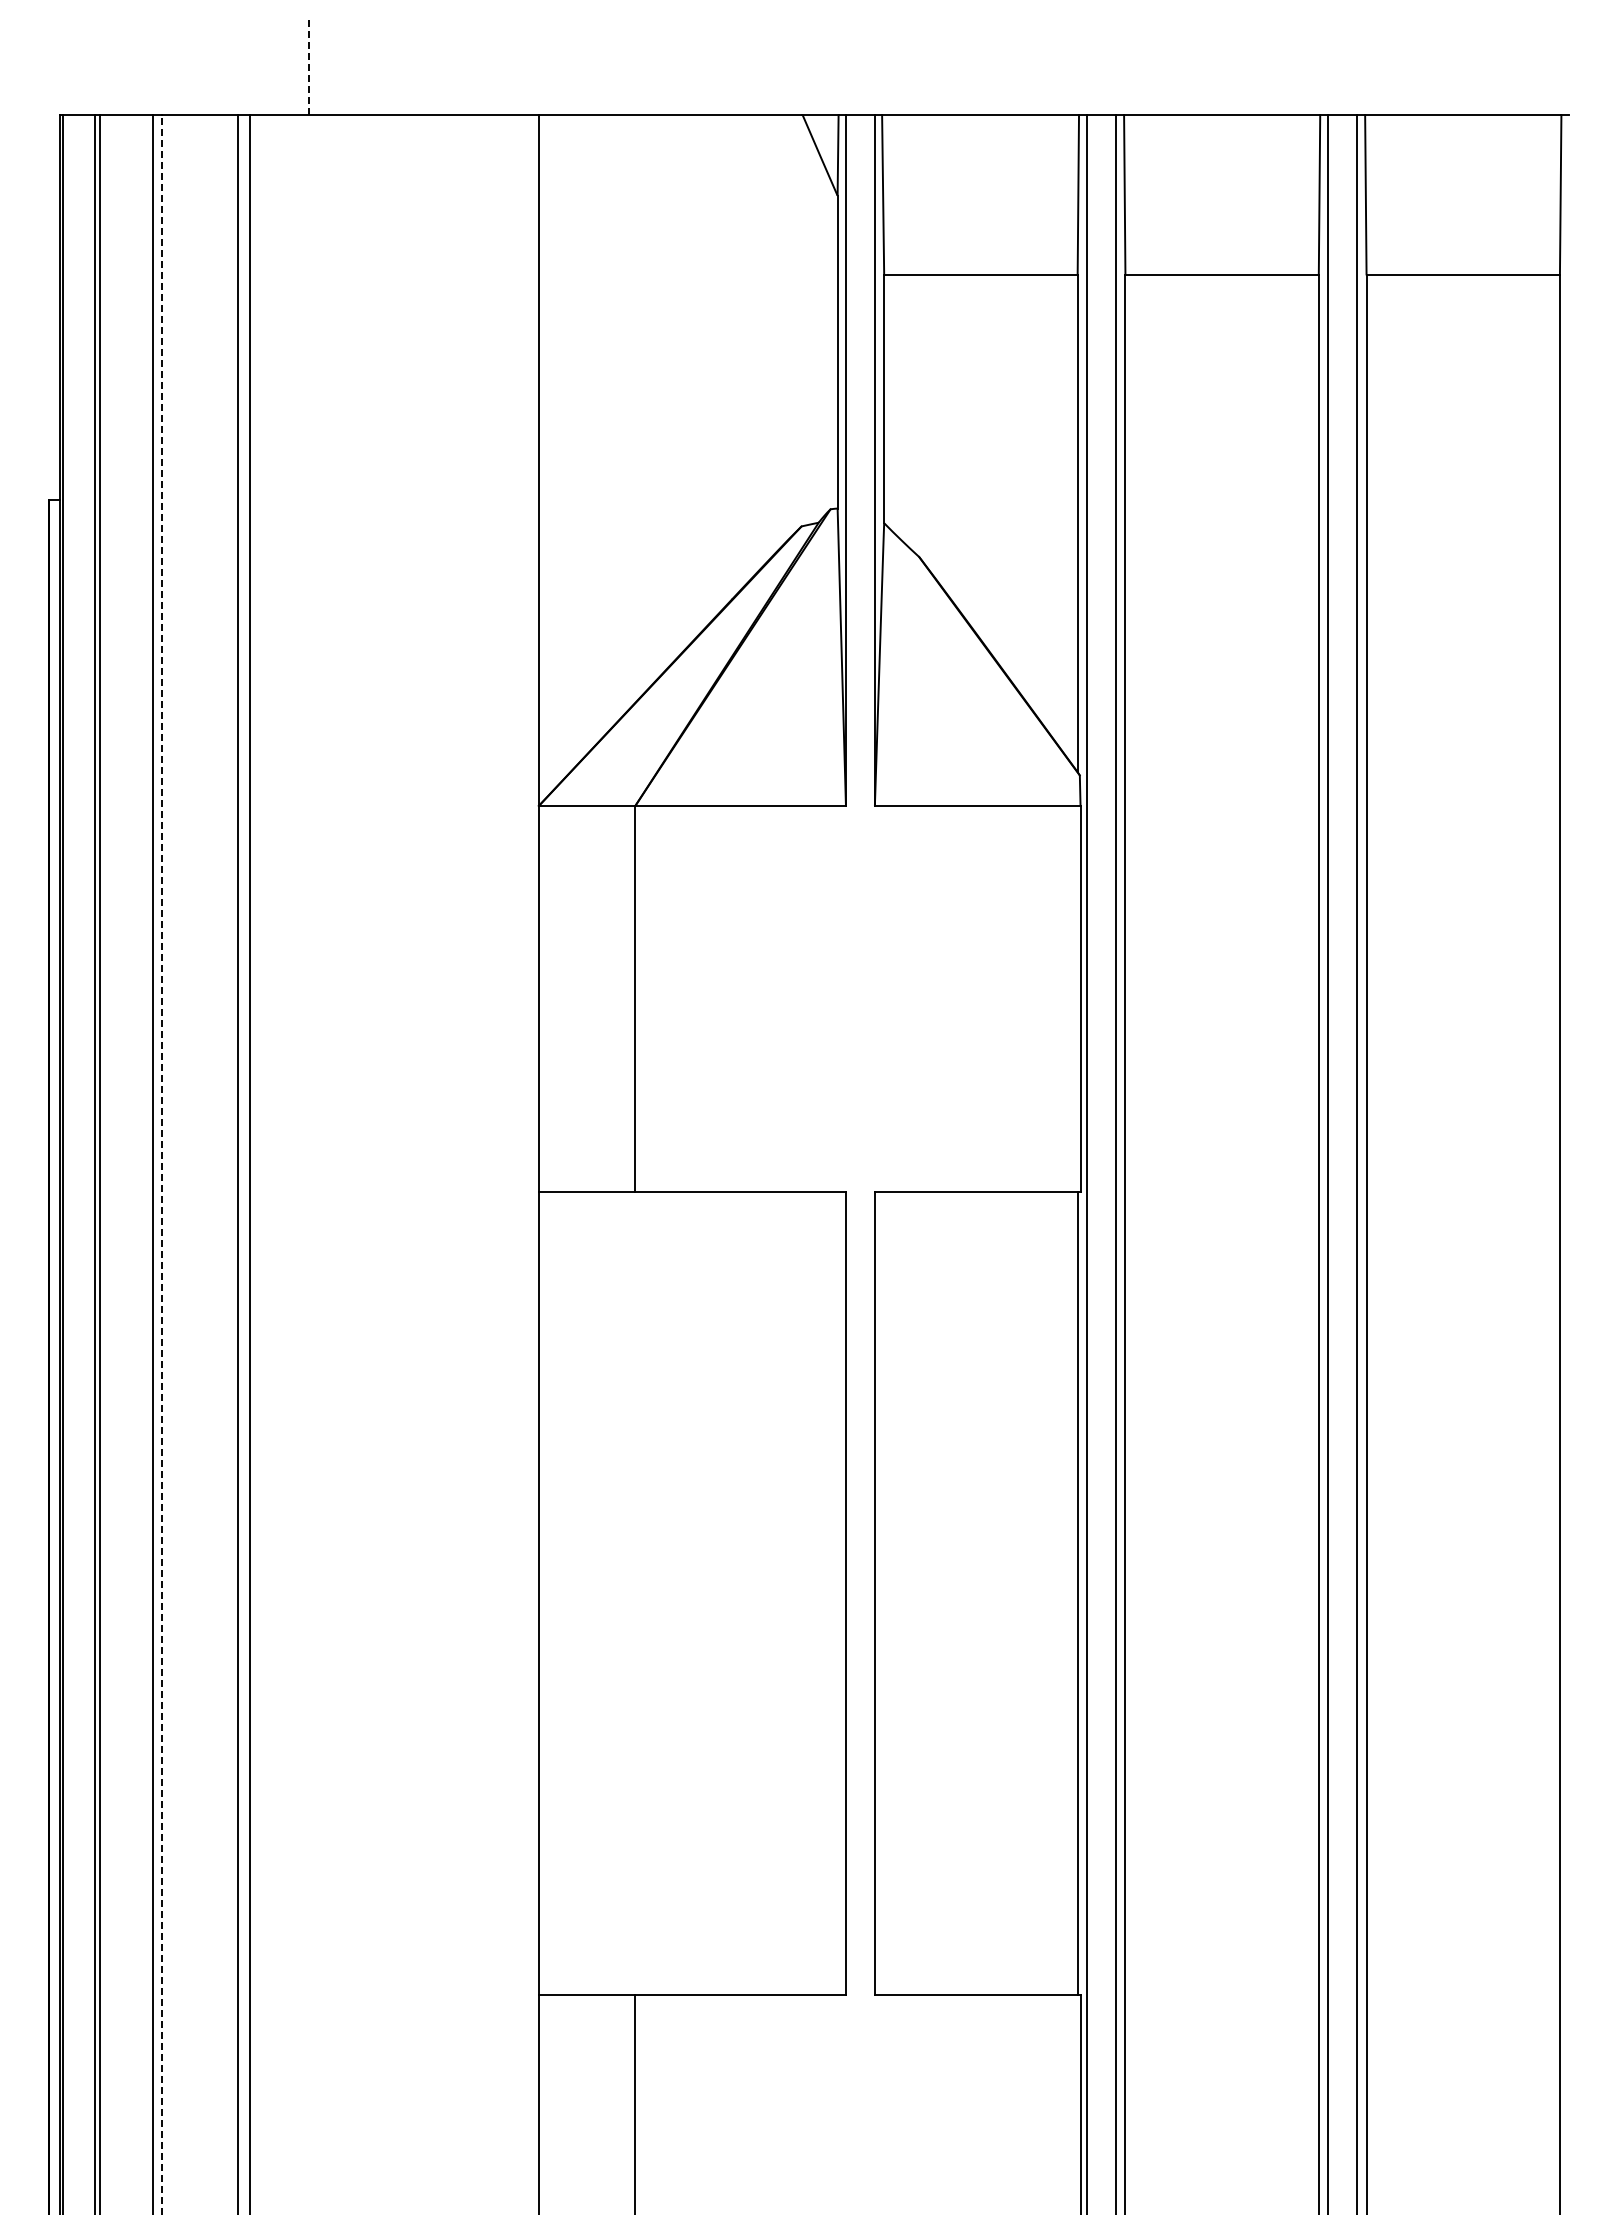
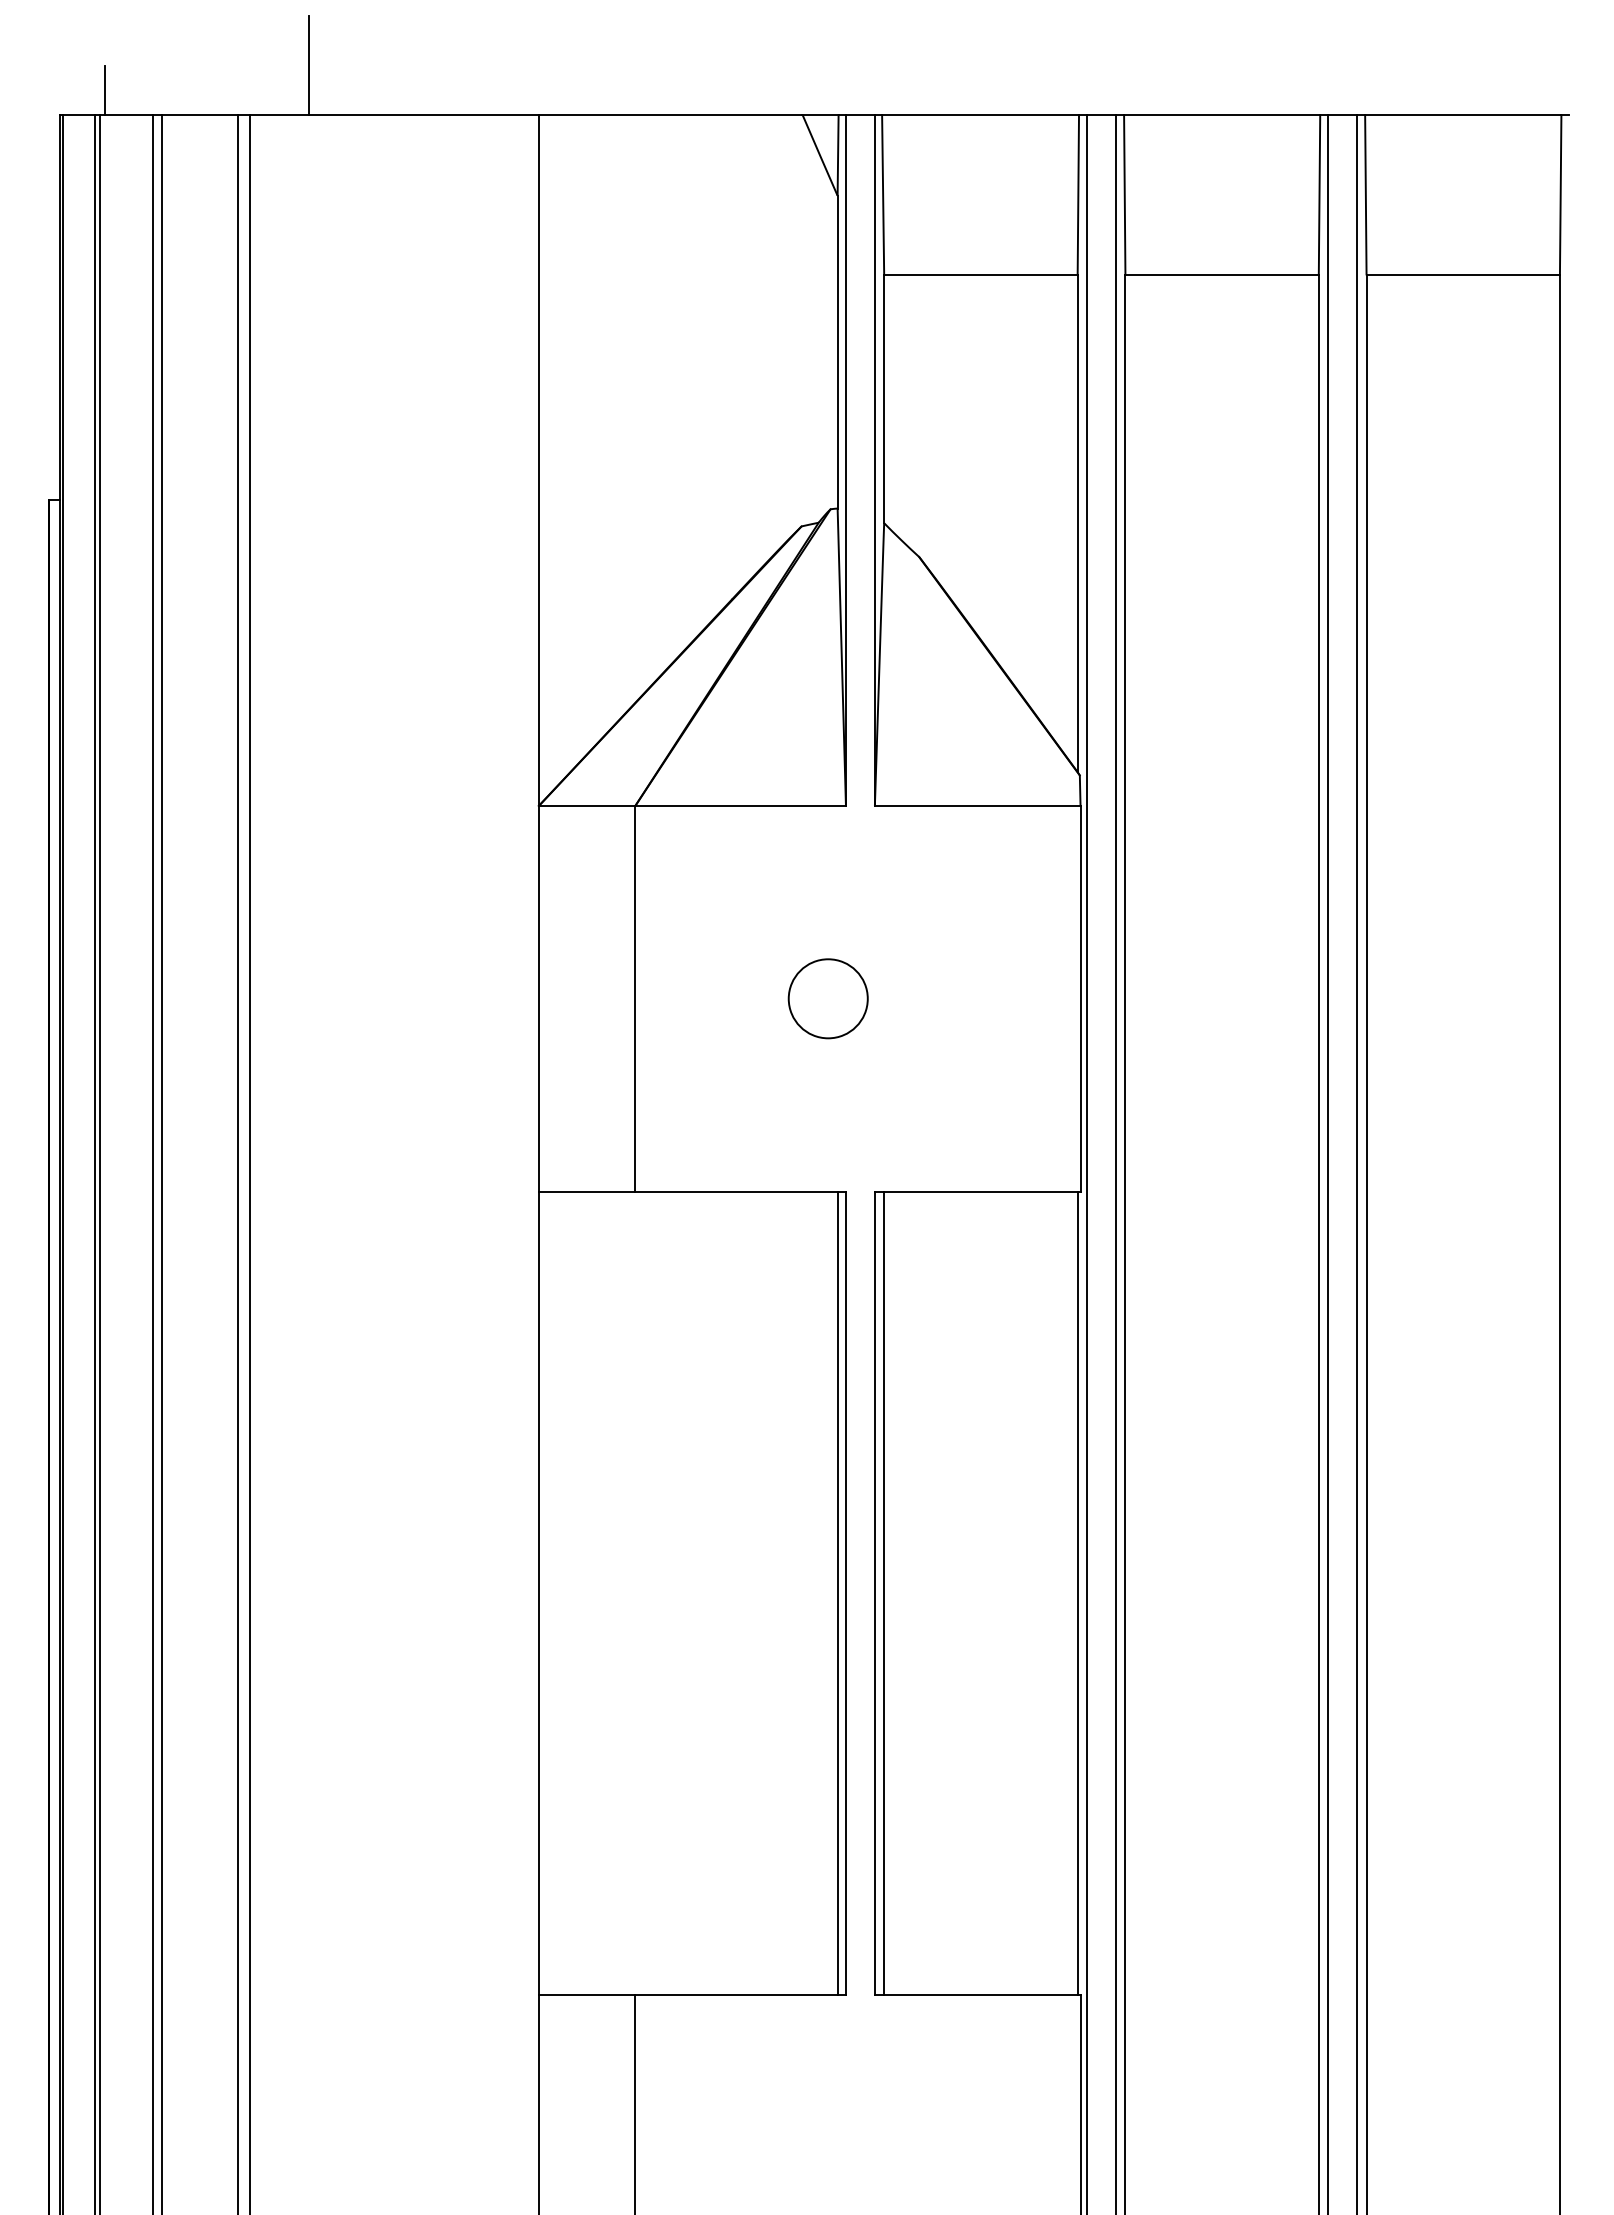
line: dashed -> solid (309, 64)
line: none -> present (104, 90)
circle: none -> present (827, 998)
line: dashed -> solid (161, 1164)
line: none -> present (837, 1593)
line: none -> present (884, 1593)
